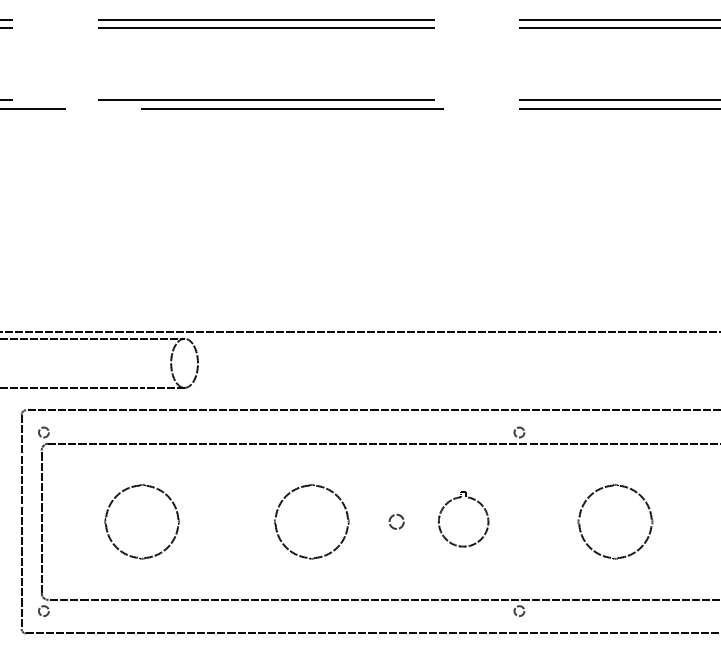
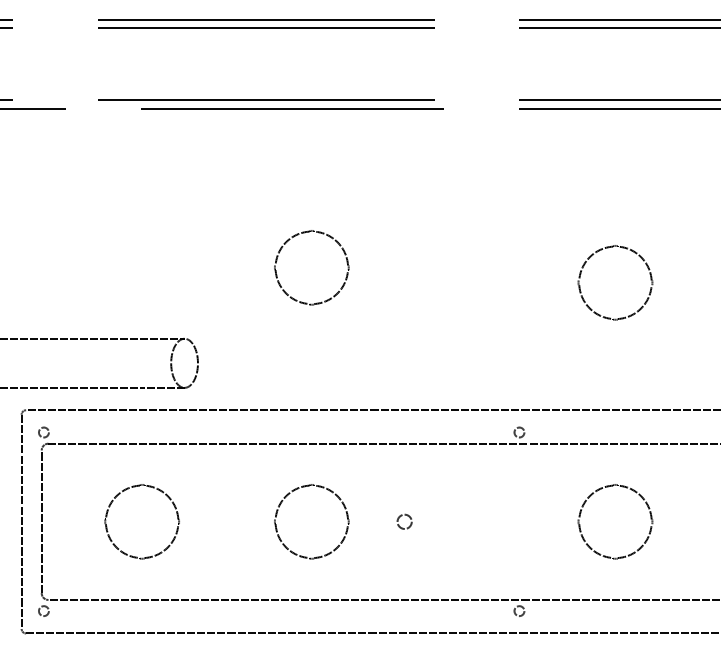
part: none -> present (294, 237)
part: none -> present (596, 253)
line: present -> none (359, 332)
part: present -> none (456, 499)
circle position: (396, 521) -> (404, 521) (404, 521)
